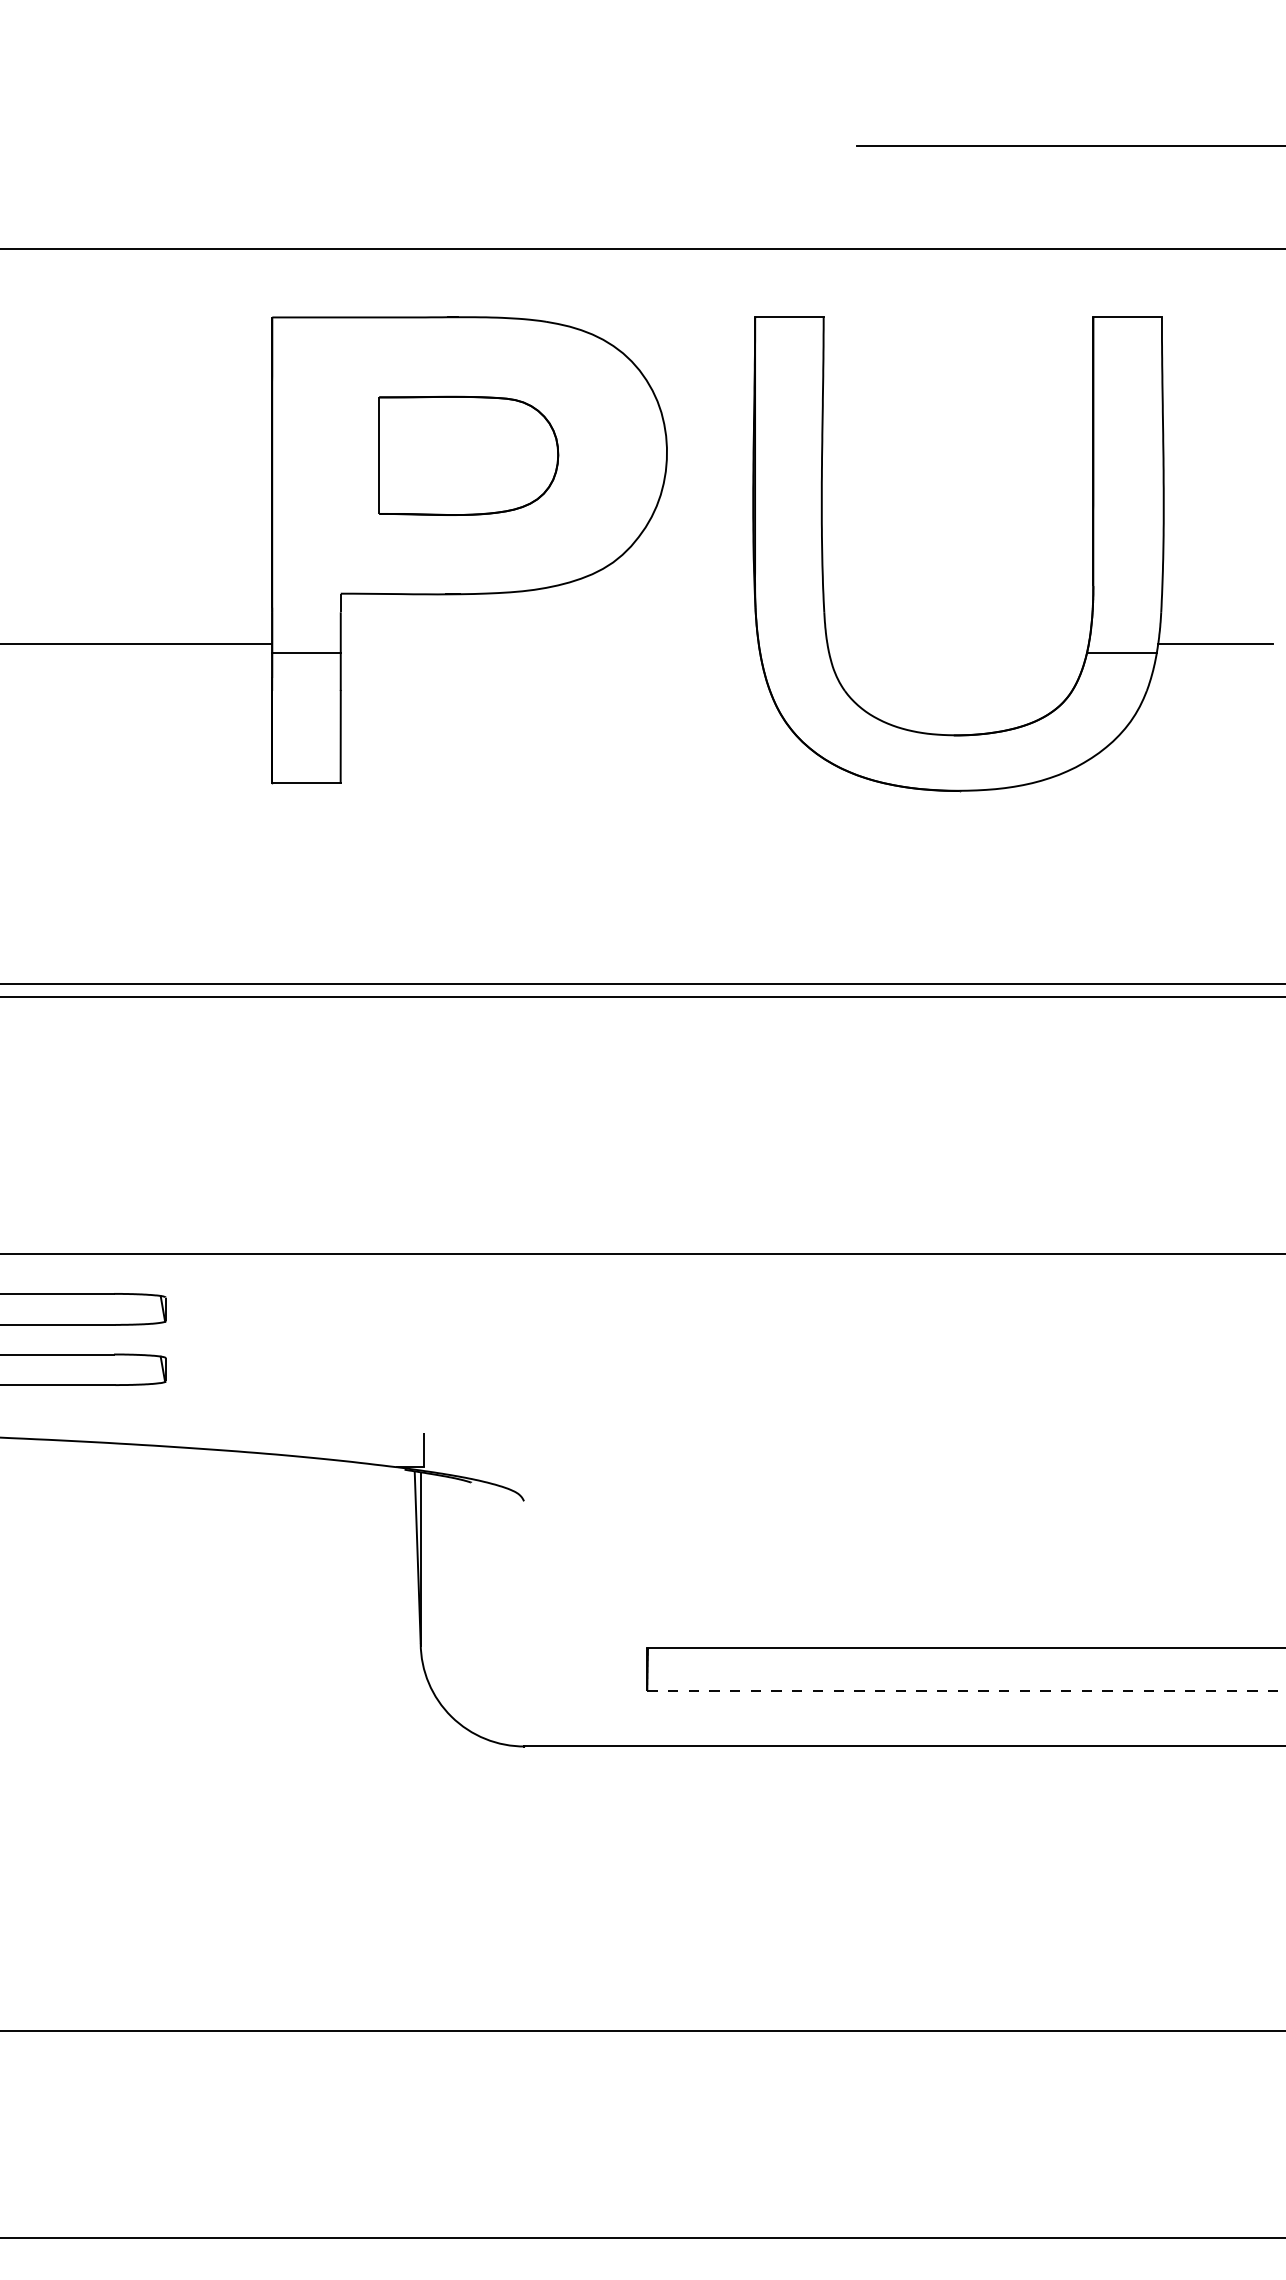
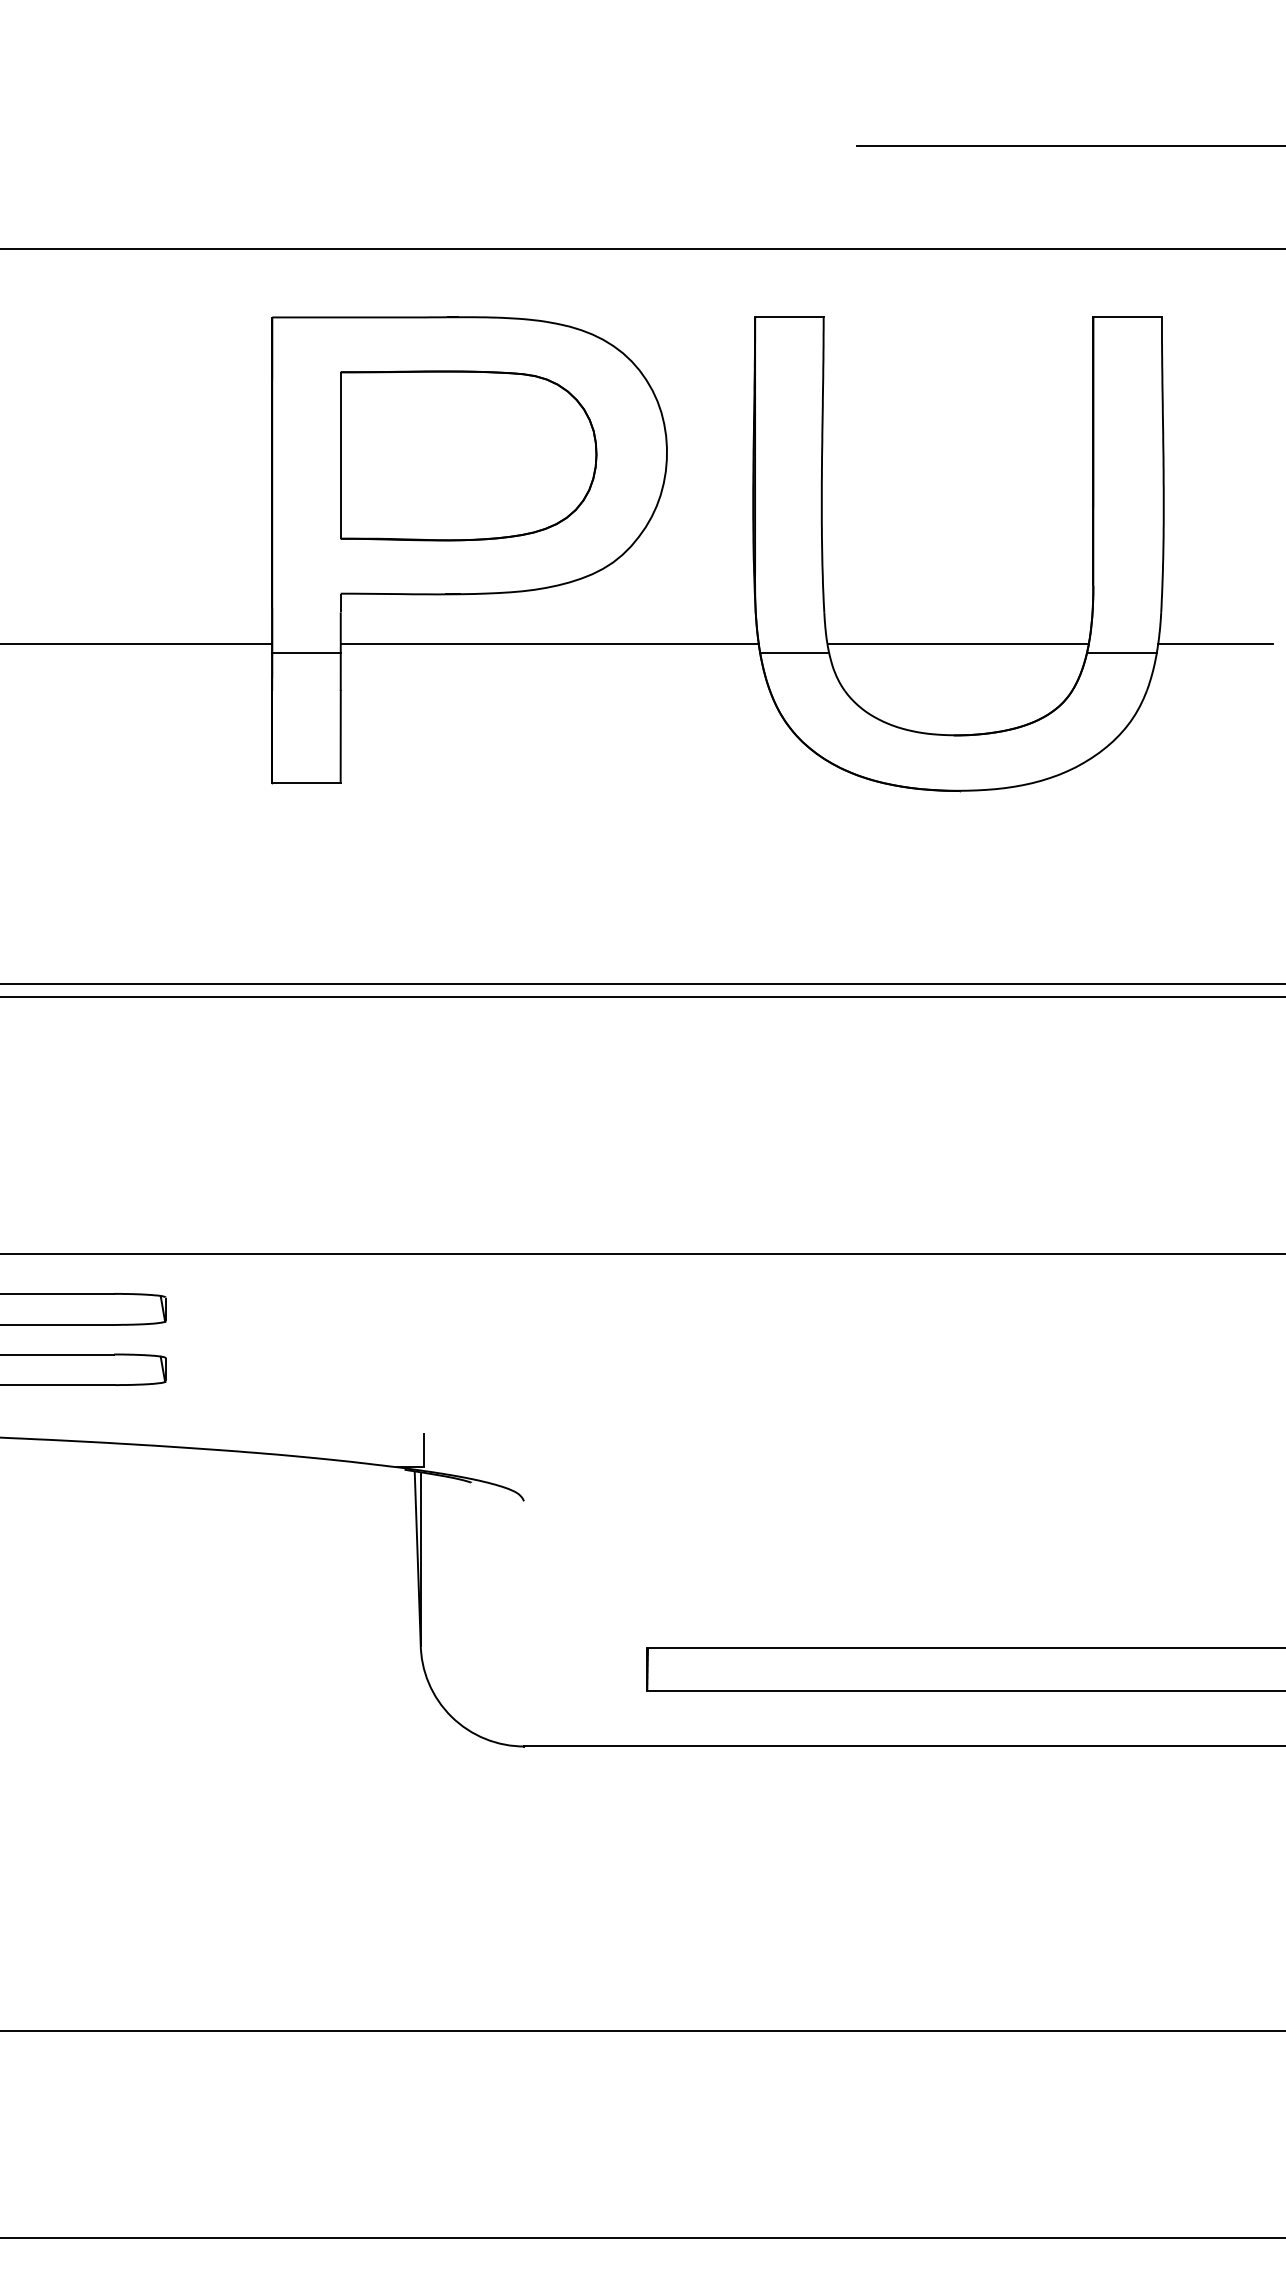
part size: 182x121 px -> 258x172 px (468, 455)
line: none -> present (549, 644)
line: none -> present (957, 644)
line: none -> present (794, 652)
line: dashed -> solid (967, 1690)
